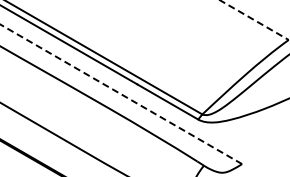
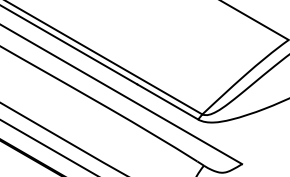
line: dashed -> solid (254, 20)
line: dashed -> solid (120, 94)
line: none -> present (47, 147)
